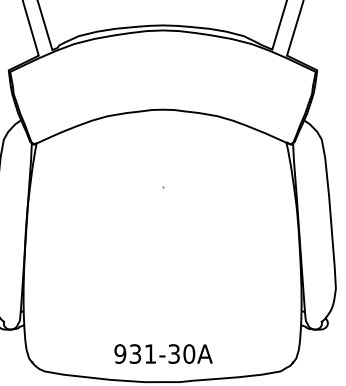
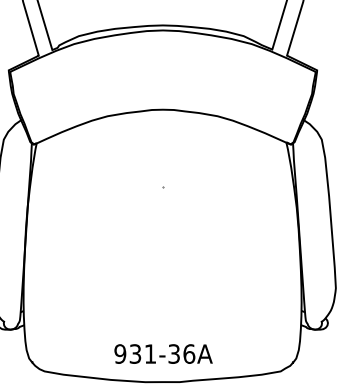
text: 931-30A -> 931-36A (189, 353)
